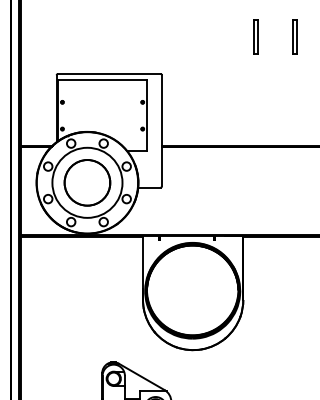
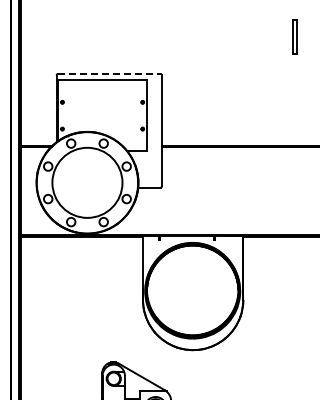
part: present -> none (255, 36)
line: solid -> dashed (109, 73)
part: present -> none (87, 182)
